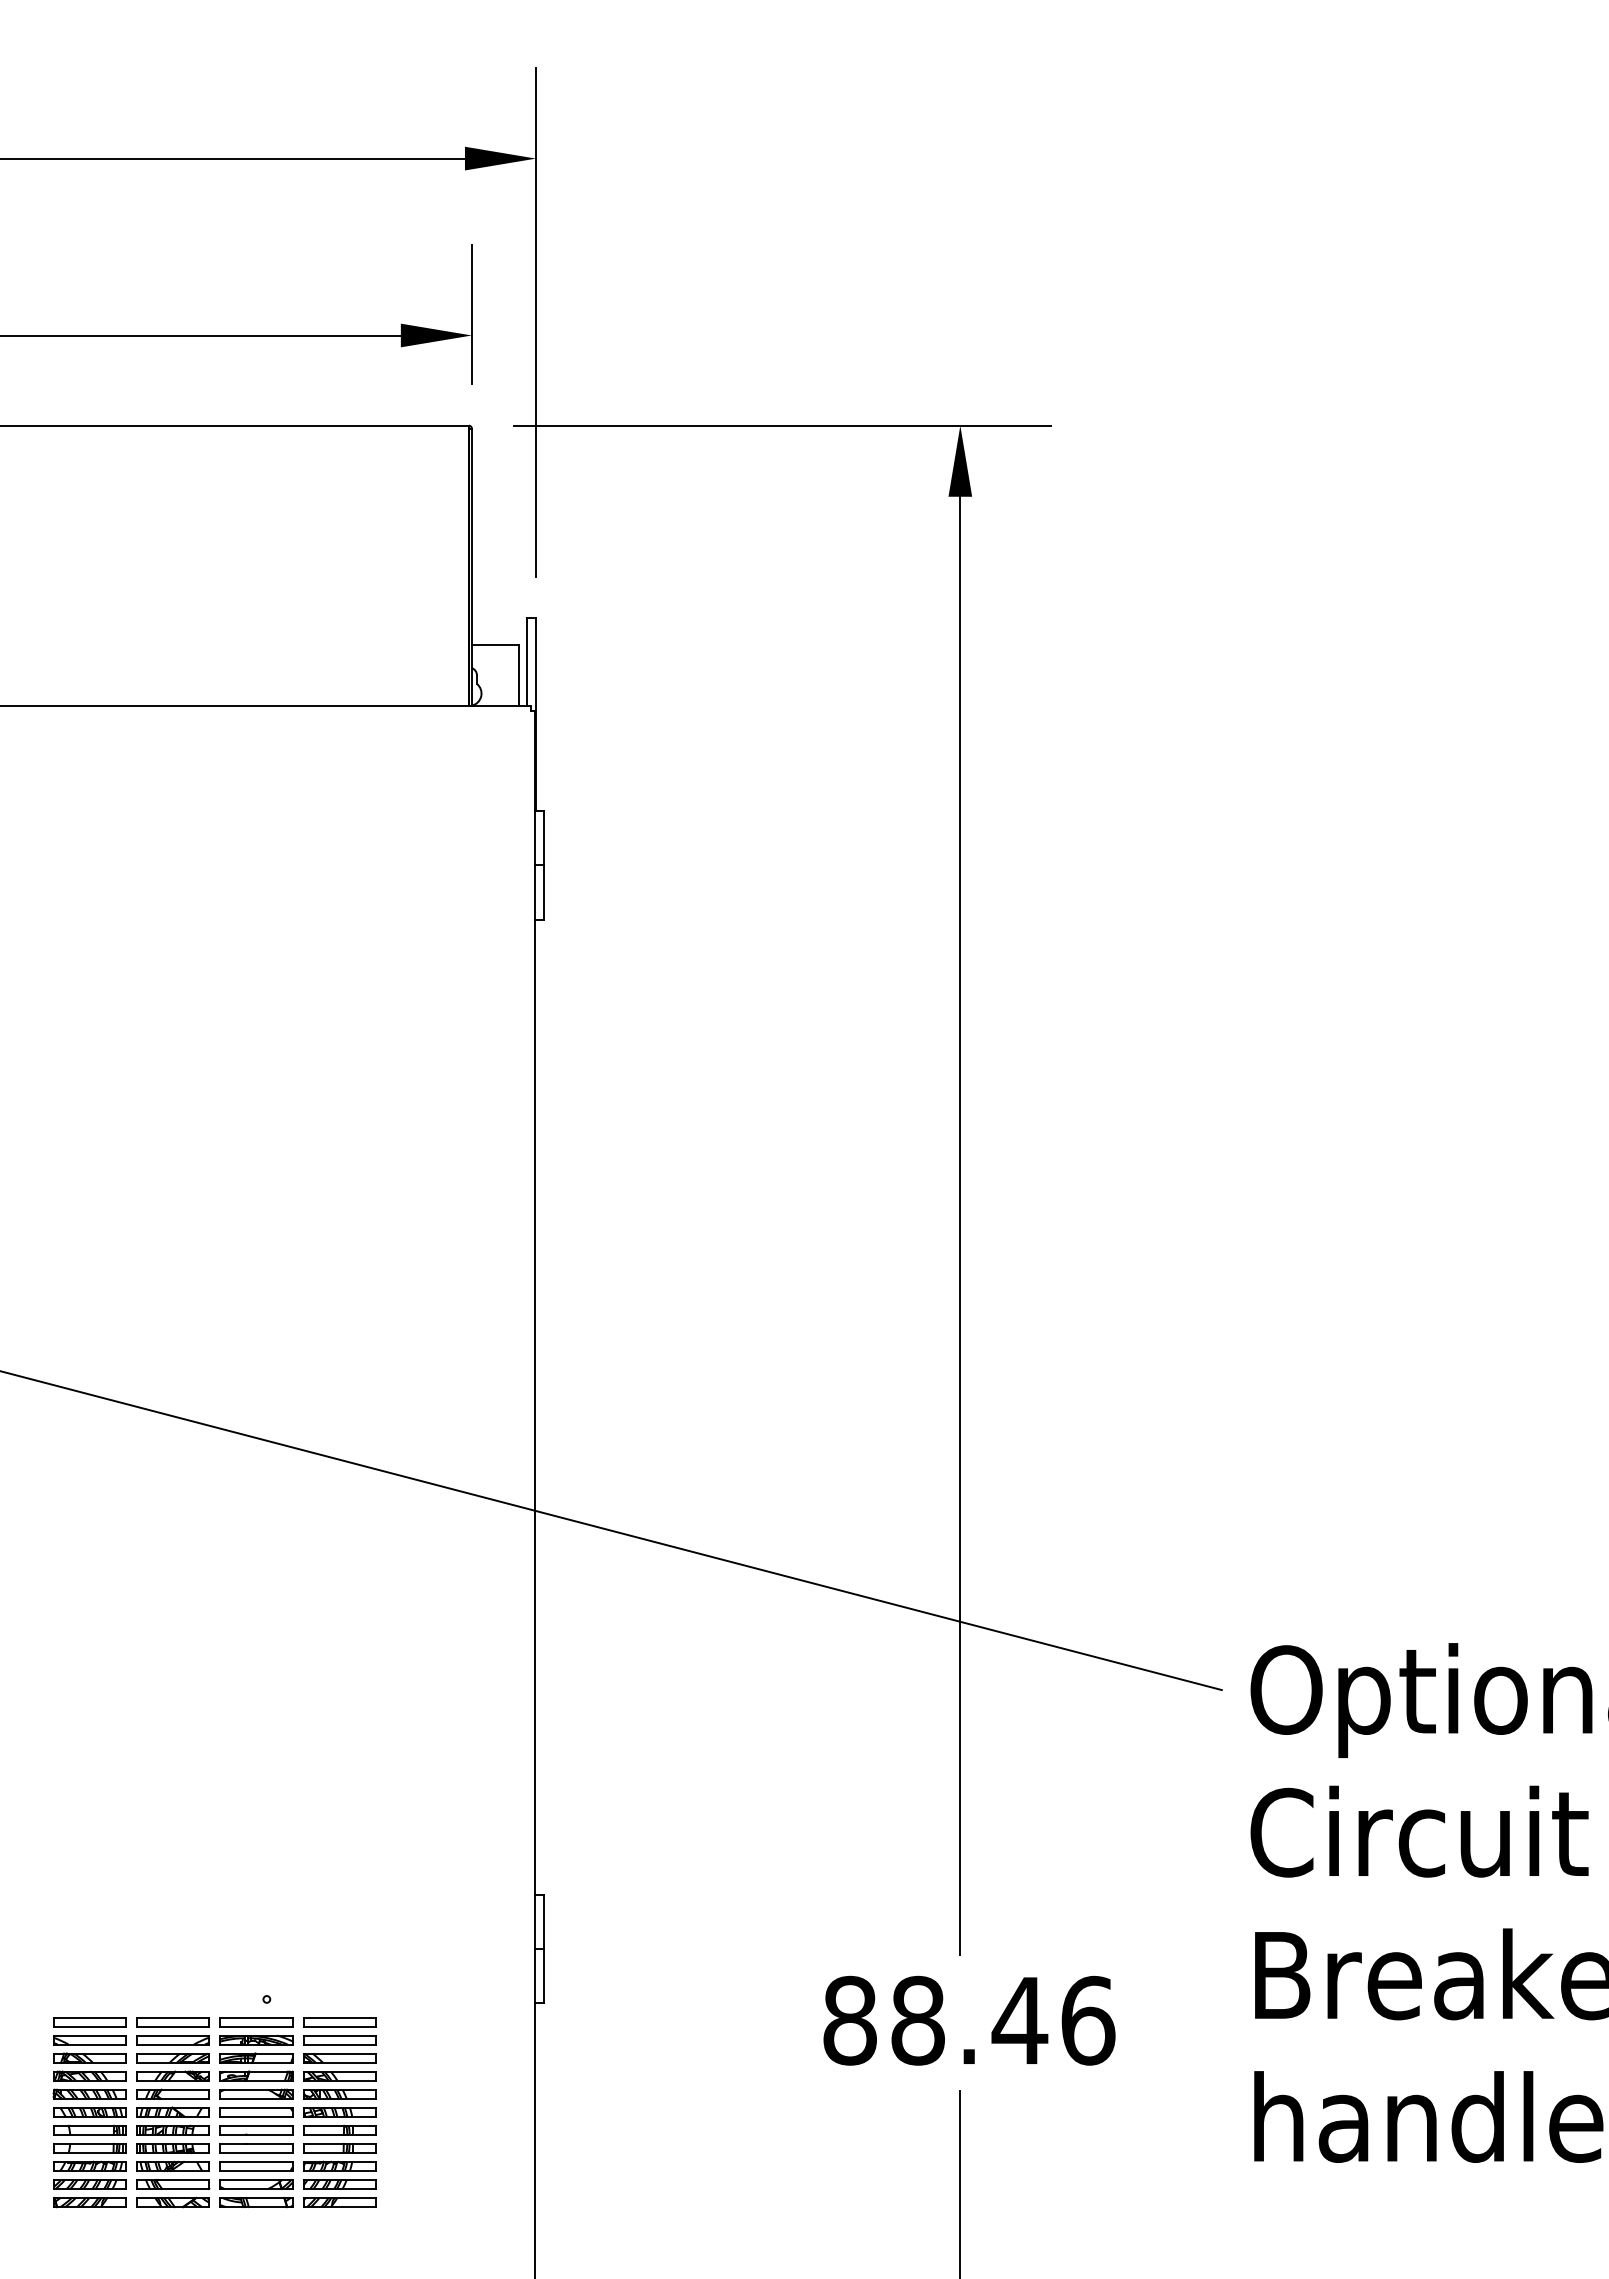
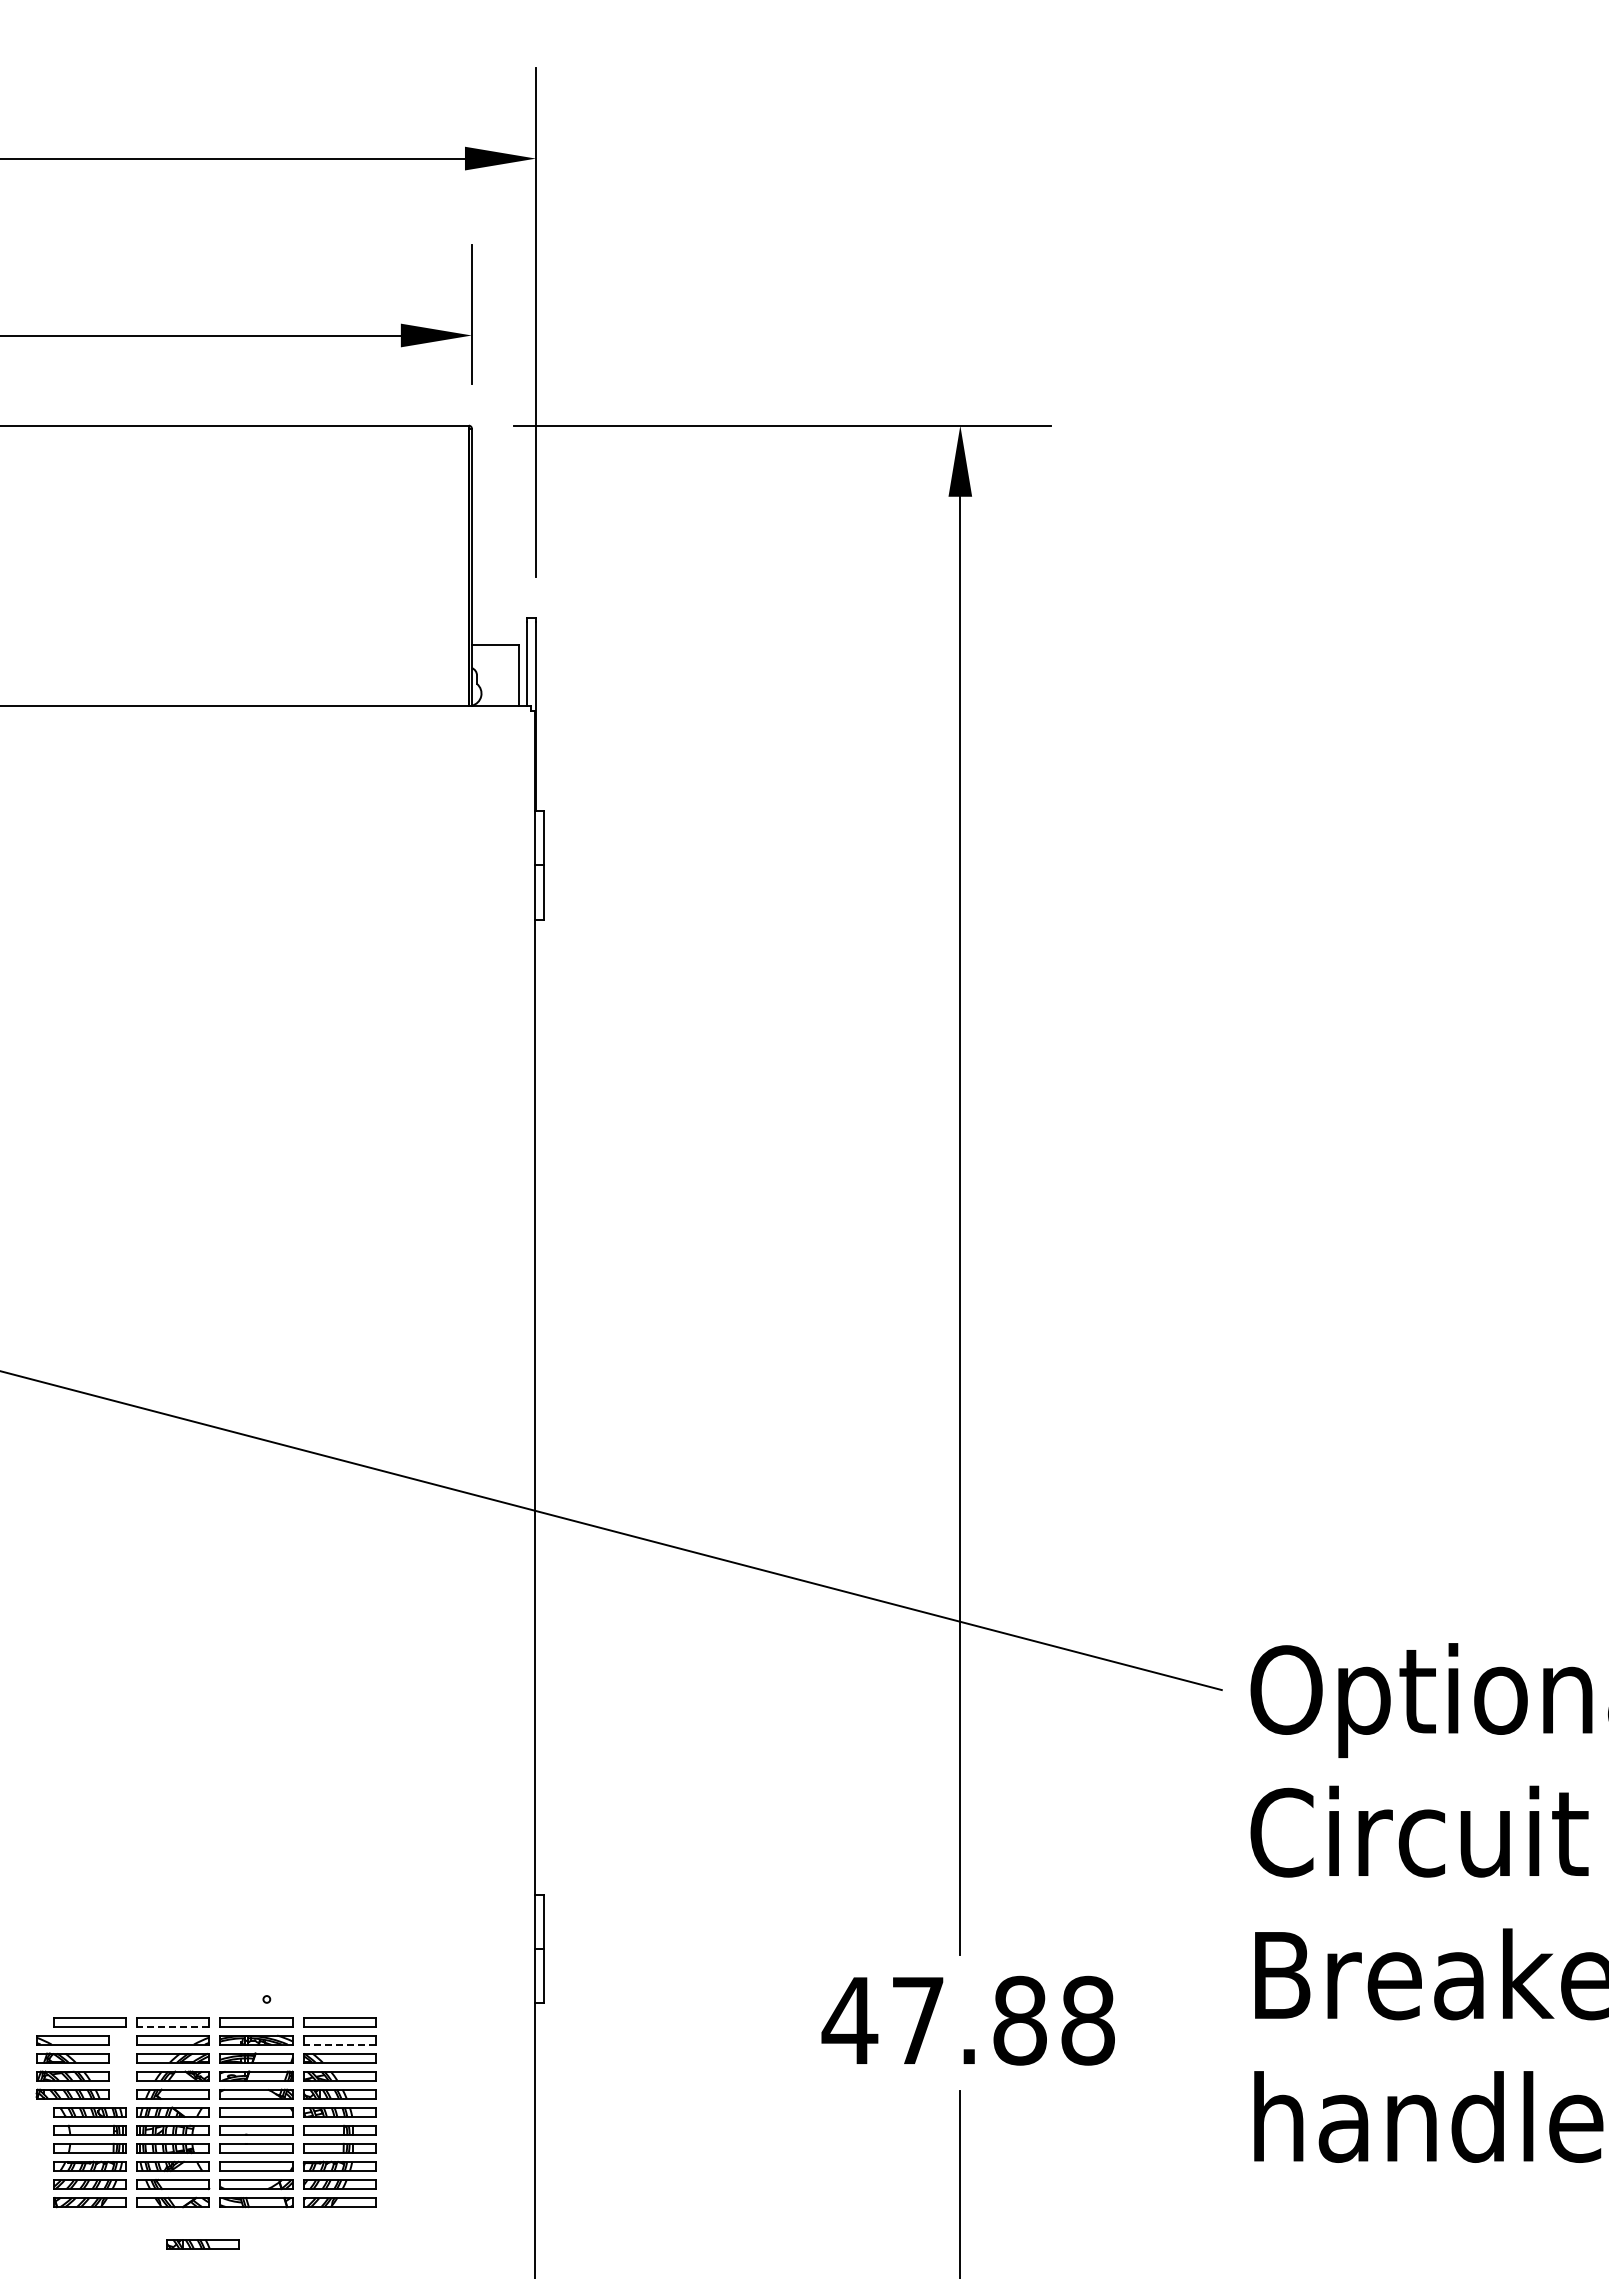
text: 88.46 -> 47.88 (968, 2020)
line: solid -> dashed (172, 2026)
line: solid -> dashed (339, 2044)
part position: (89, 2067) -> (72, 2067) (72, 2067)
part: none -> present (202, 2244)
